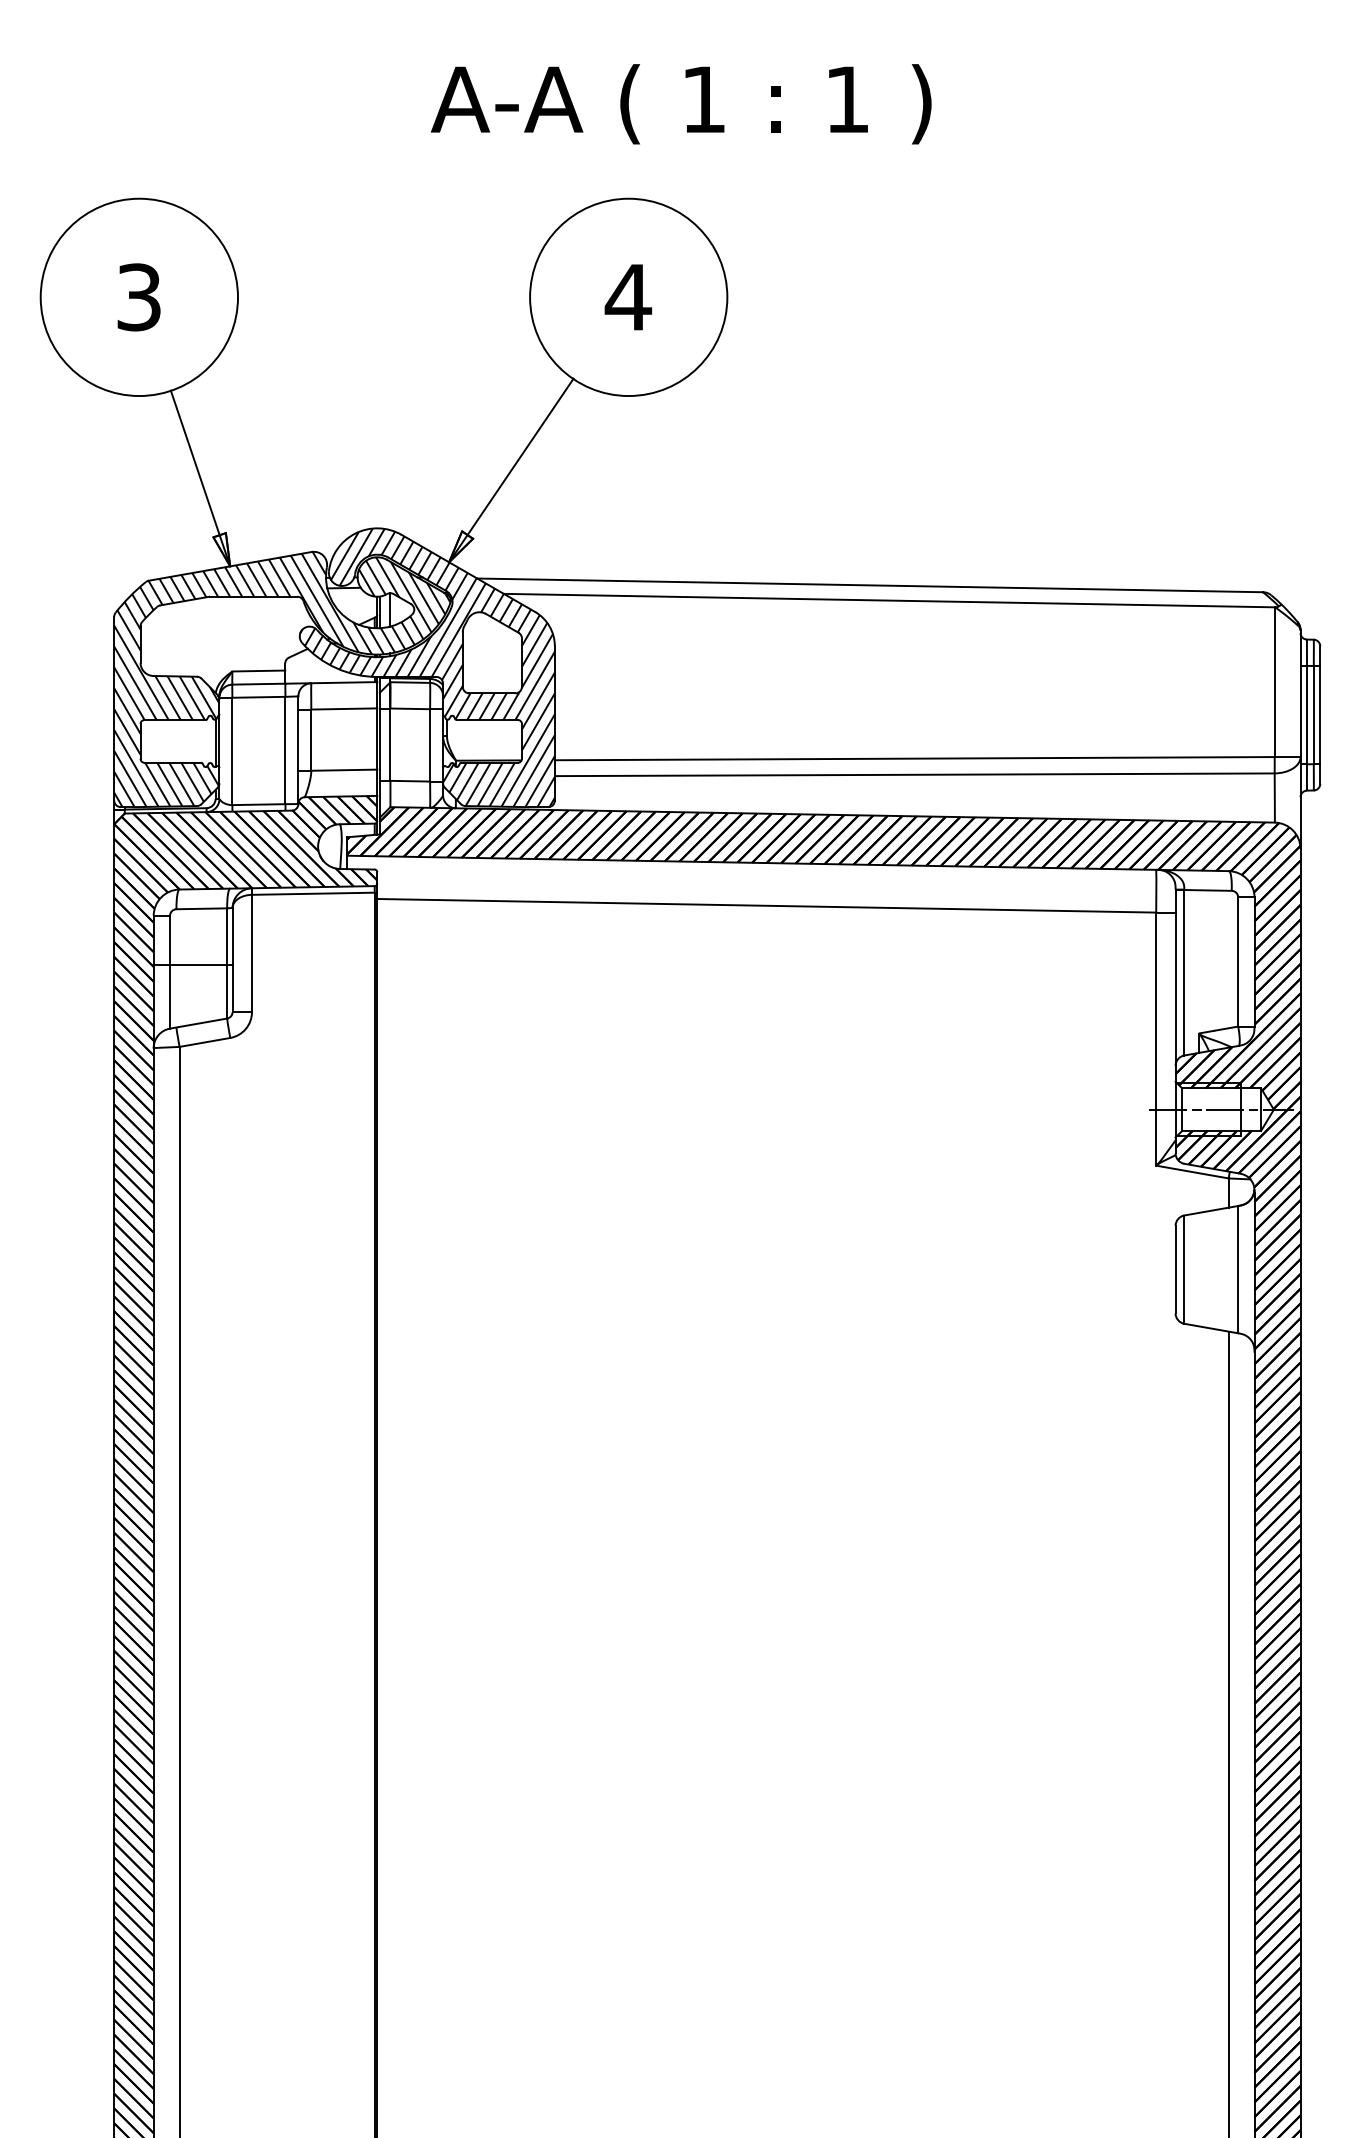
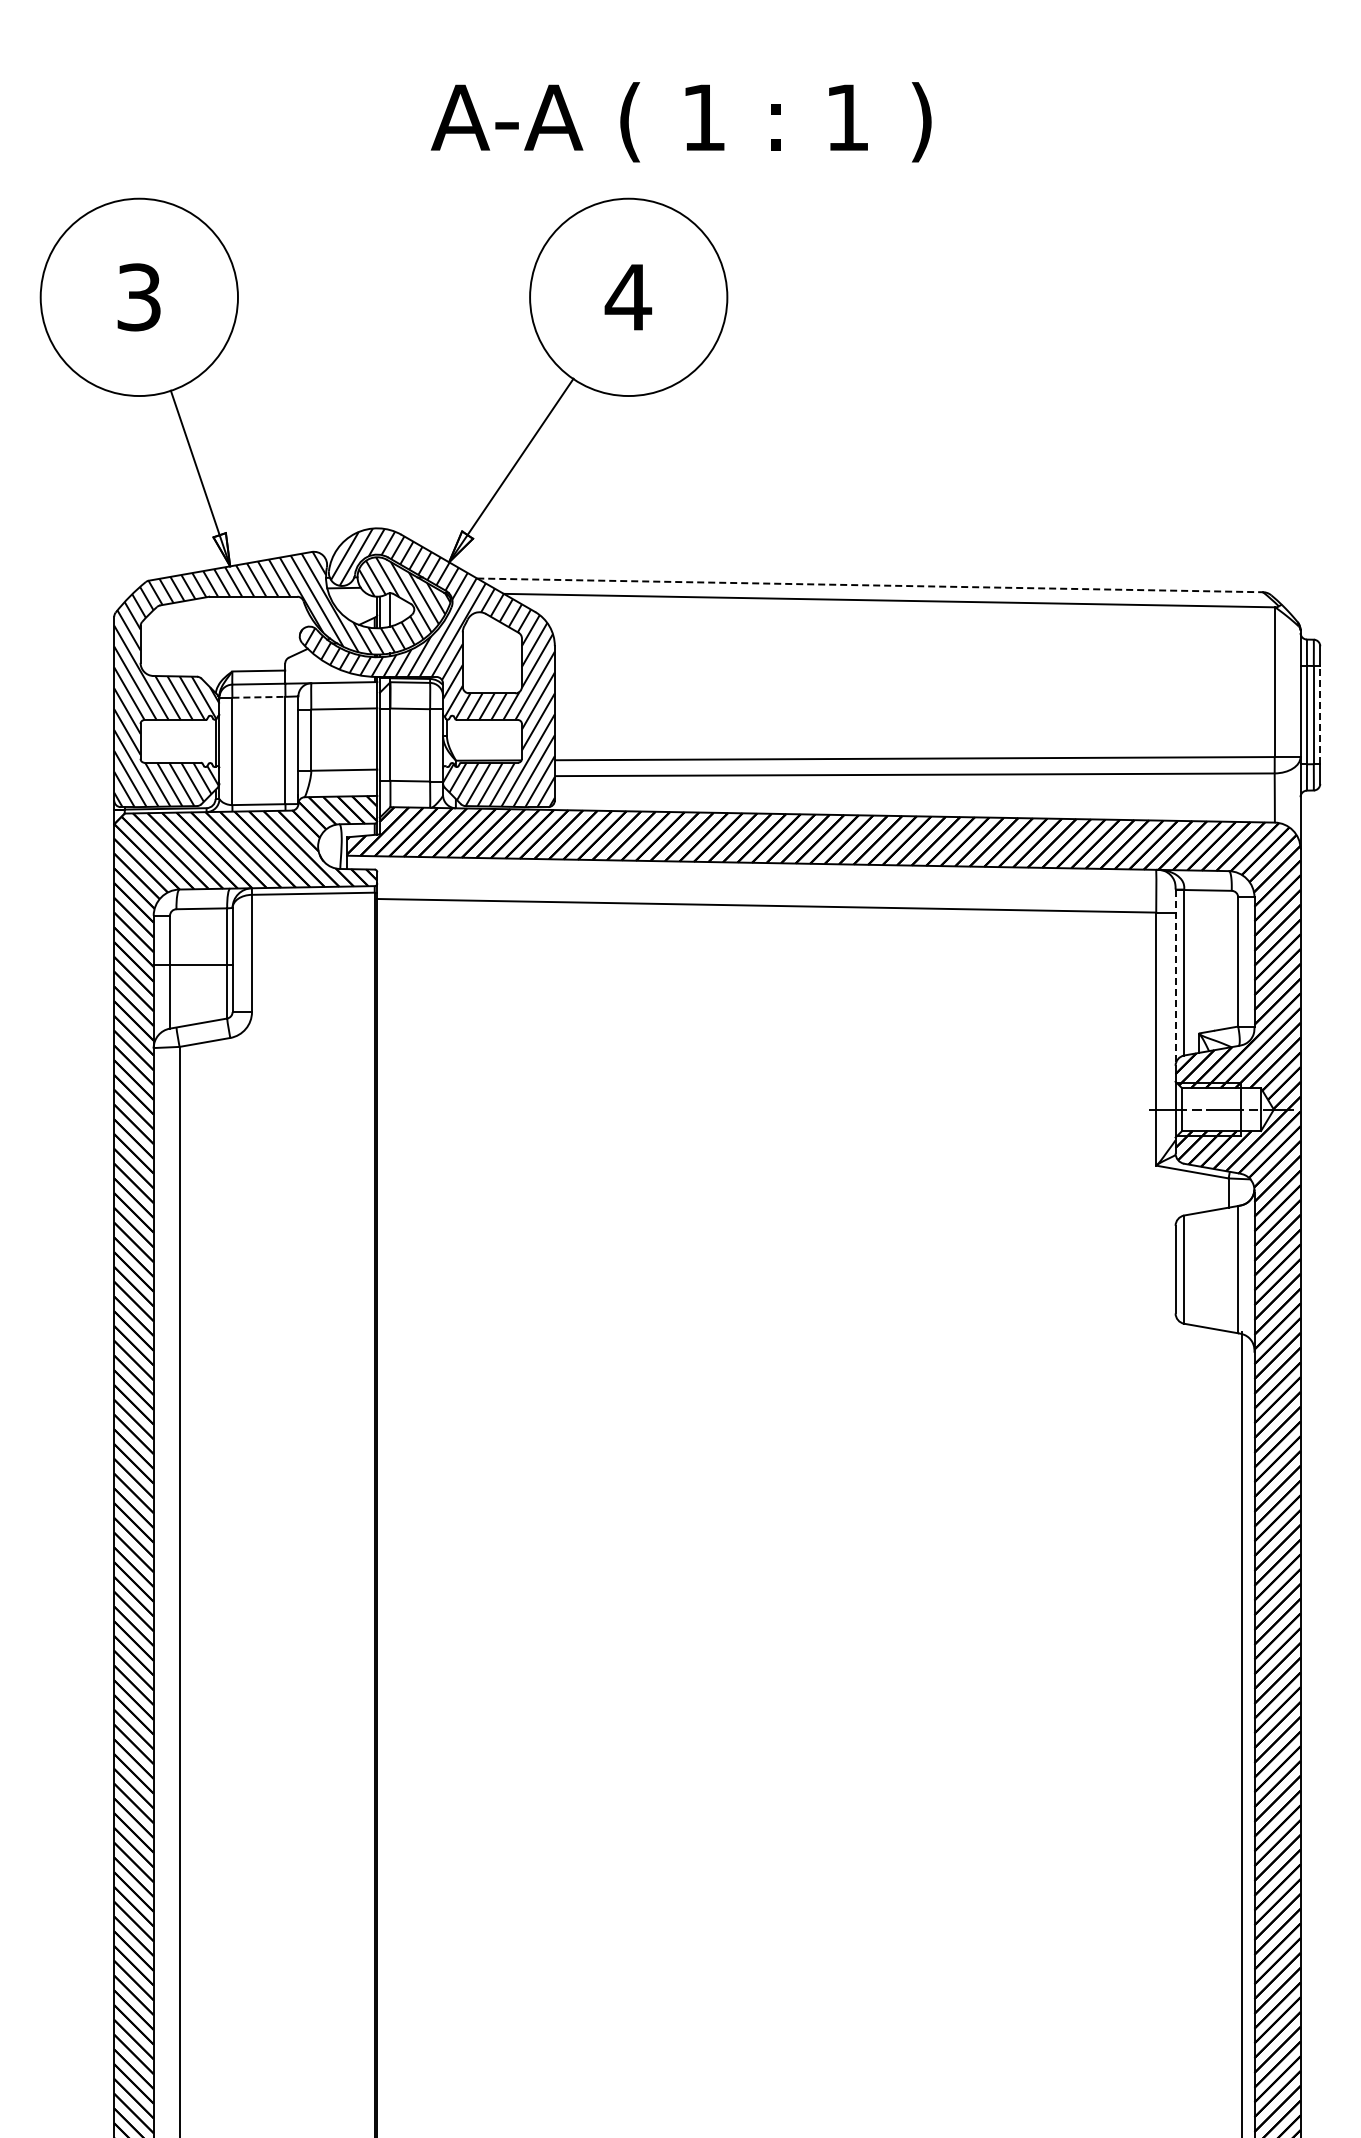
text position: (680, 104) -> (680, 122) (680, 122)
line: solid -> dashed (870, 585)
line: solid -> dashed (258, 697)
line: solid -> dashed (1320, 714)
line: solid -> dashed (1175, 977)
line position: (1228, 1732) -> (1241, 1732) (1241, 1732)
